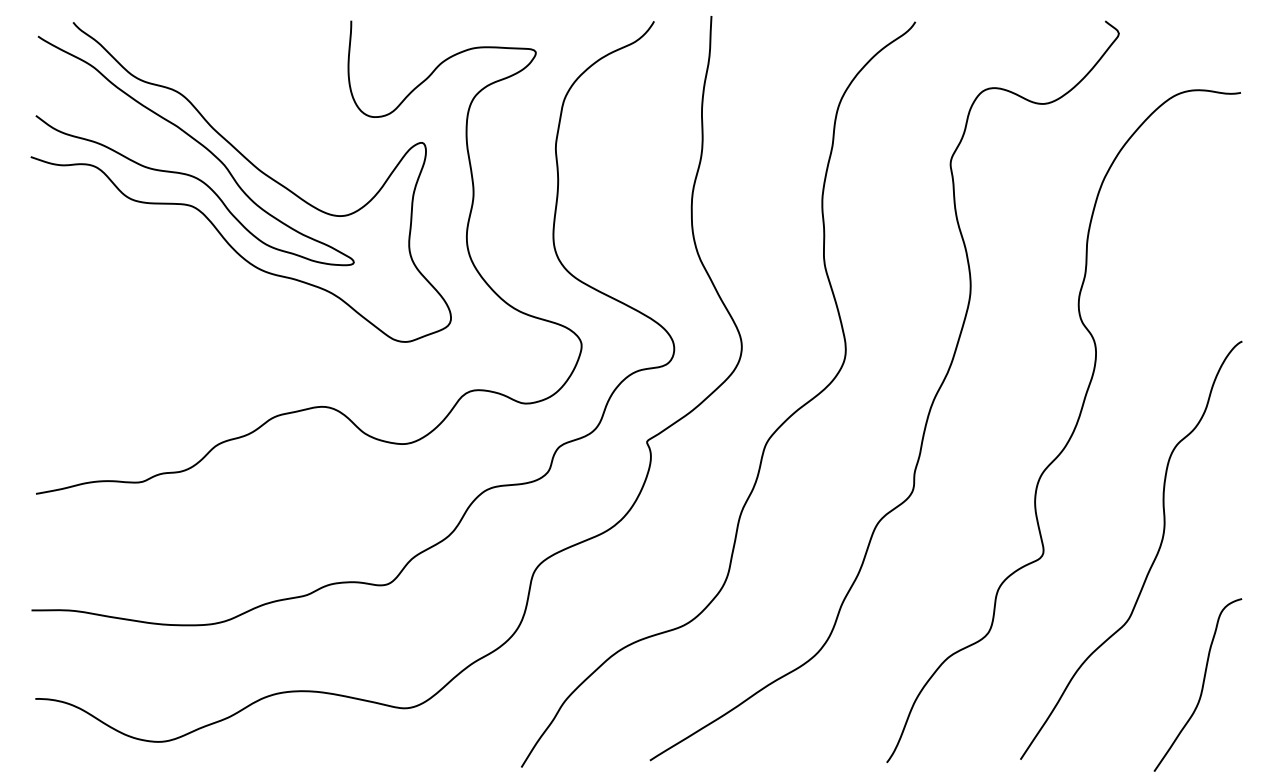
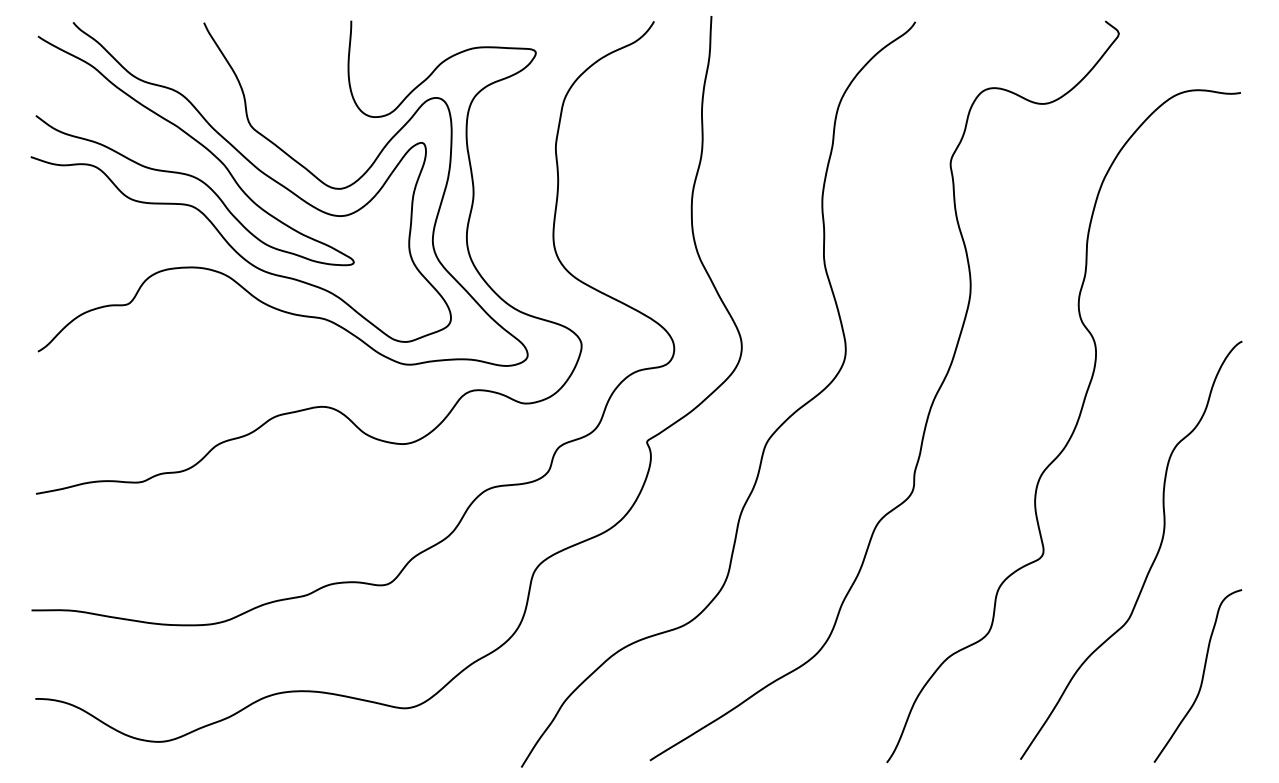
curve: none -> present (303, 168)
curve position: (1202, 684) -> (1202, 675) (1202, 675)
